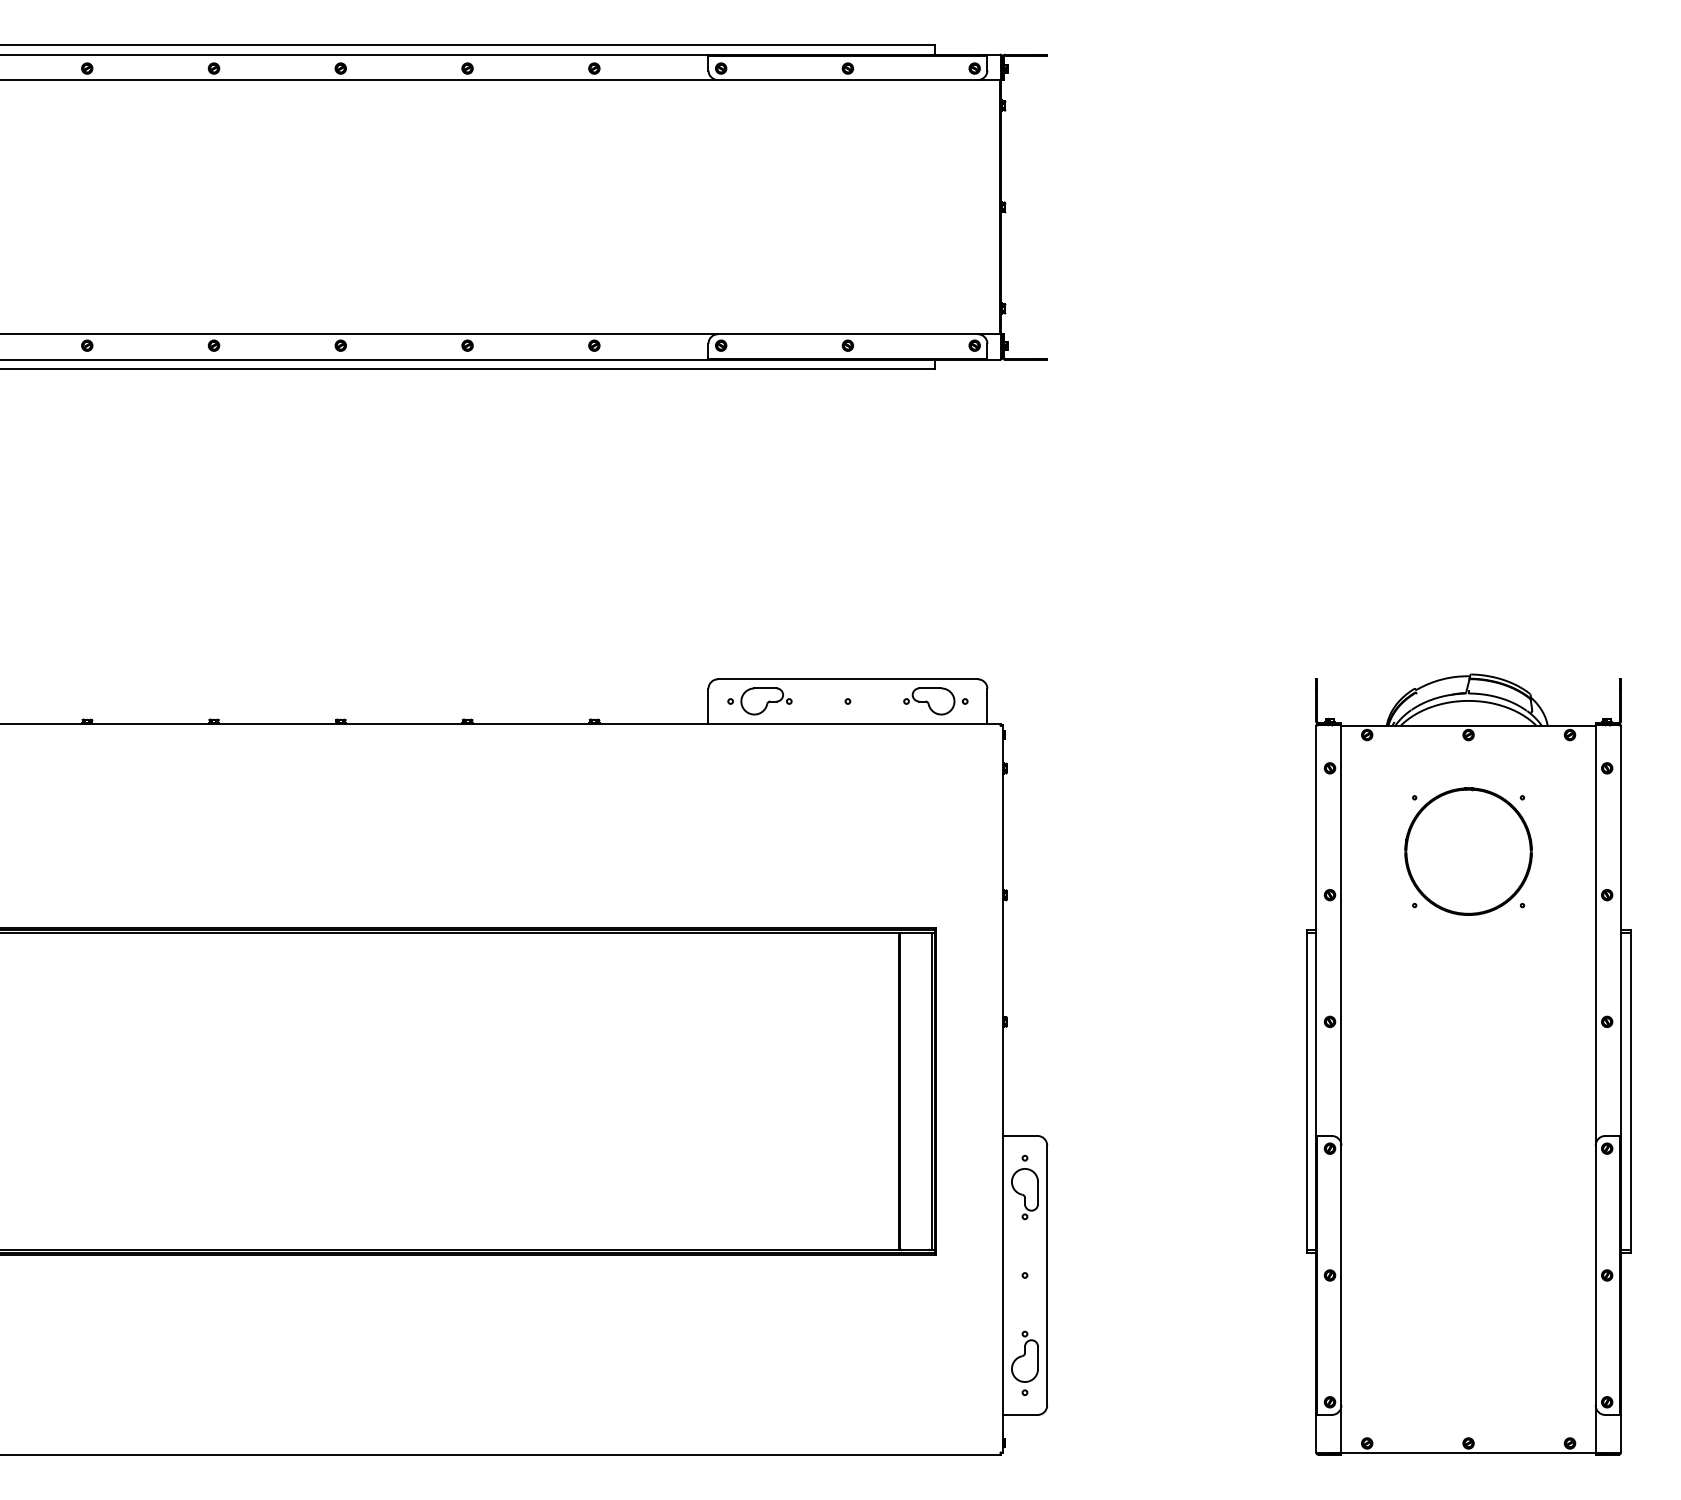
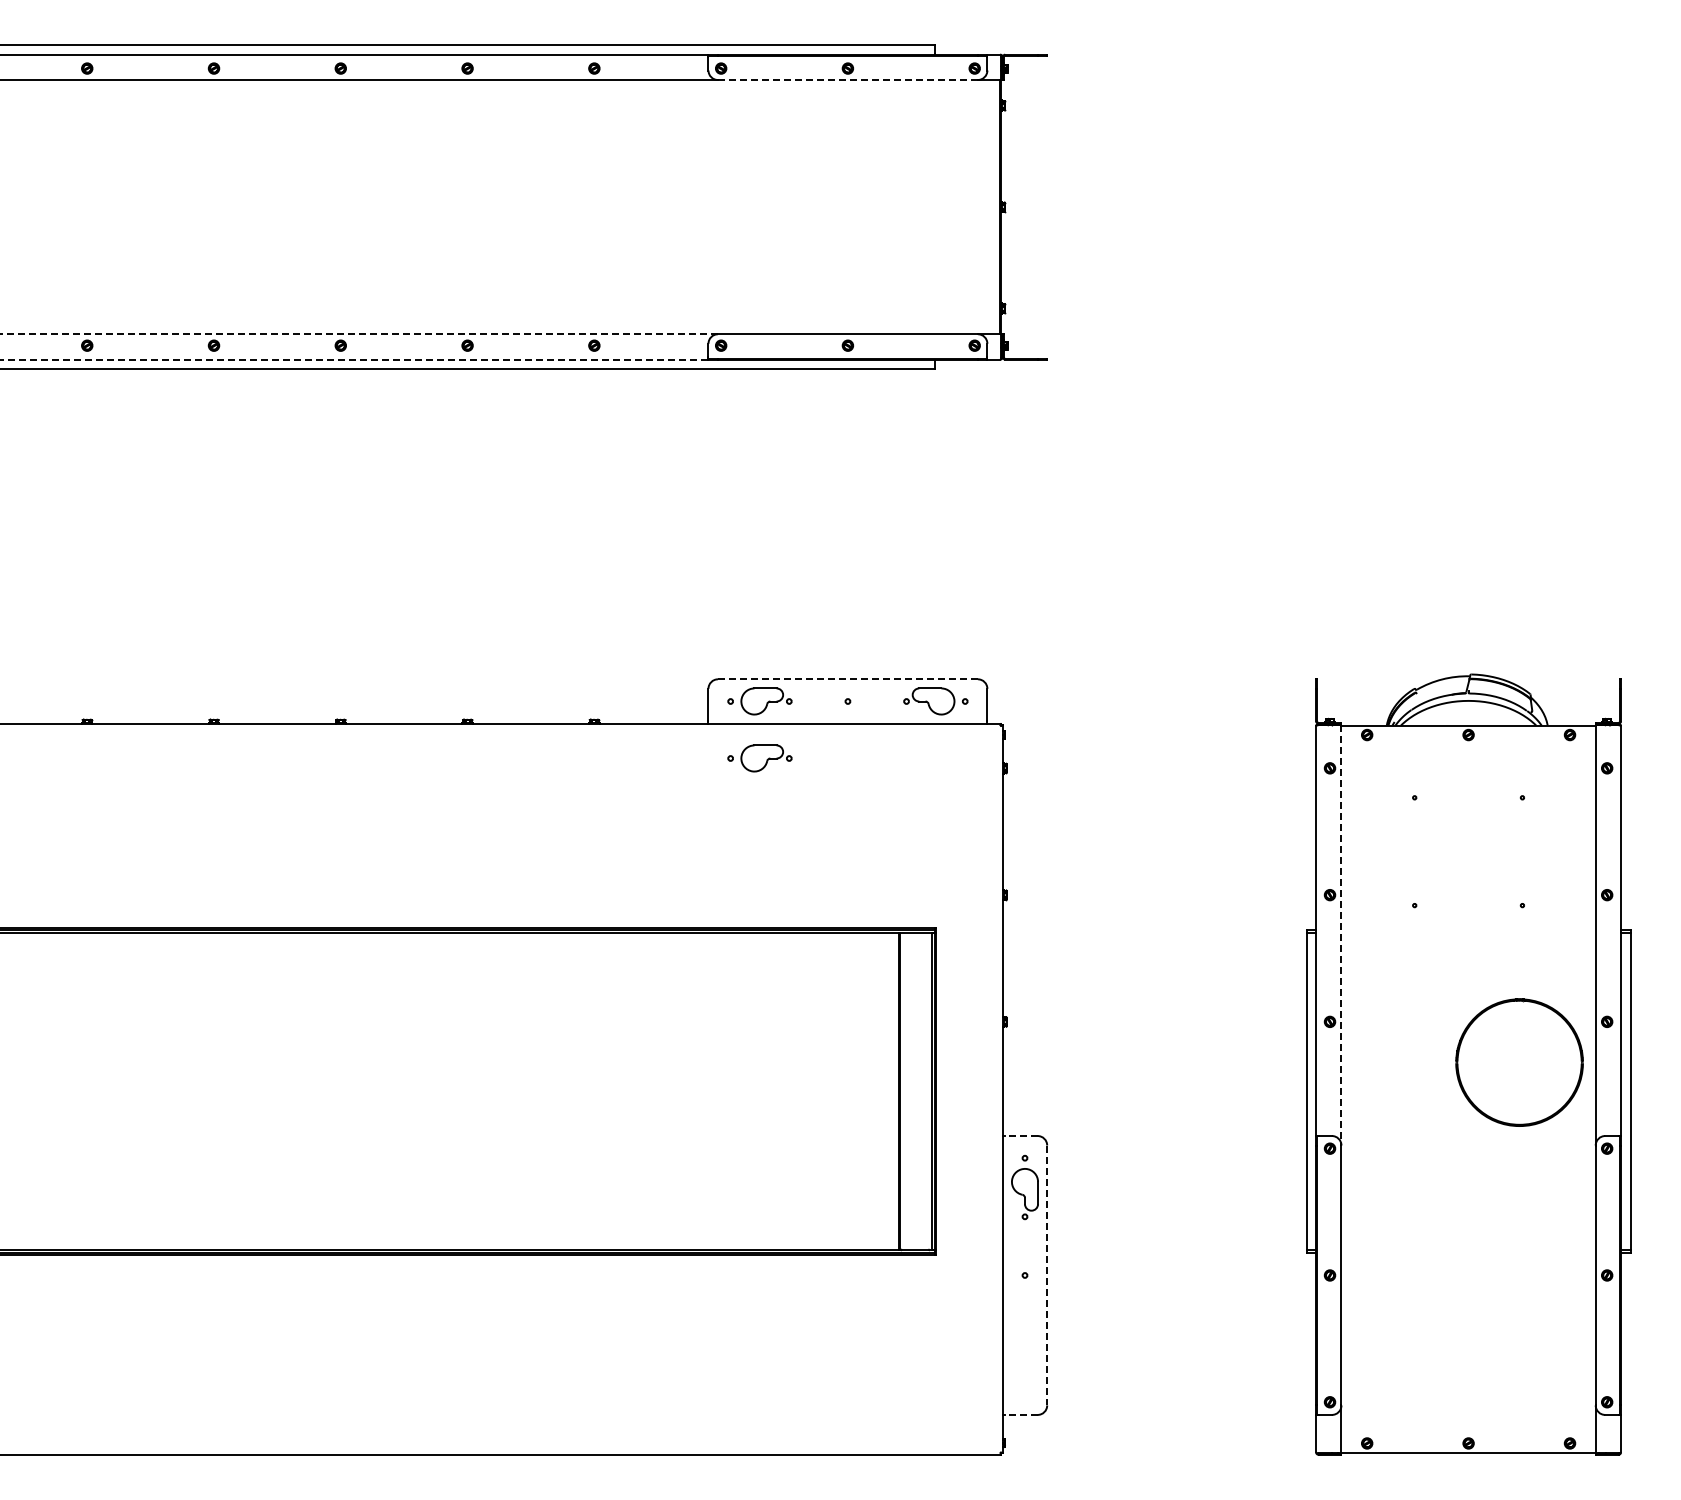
line: solid -> dashed (847, 80)
line: solid -> dashed (359, 334)
line: solid -> dashed (354, 359)
line: solid -> dashed (847, 679)
part: none -> present (759, 758)
part position: (1468, 851) -> (1519, 1062) (1519, 1062)
line: solid -> dashed (1341, 935)
line: solid -> dashed (1020, 1136)
line: solid -> dashed (1047, 1275)
part: present -> none (1024, 1362)
line: solid -> dashed (1020, 1414)
